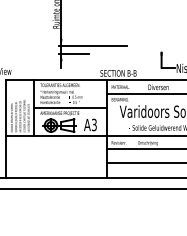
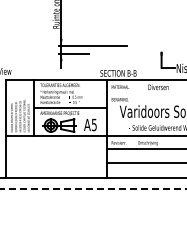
line: present -> none (145, 94)
text: A3 -> A5 (94, 123)
line: solid -> dashed (93, 188)
